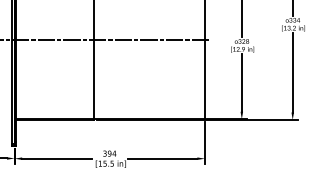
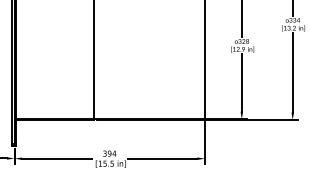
line: present -> none (105, 40)
